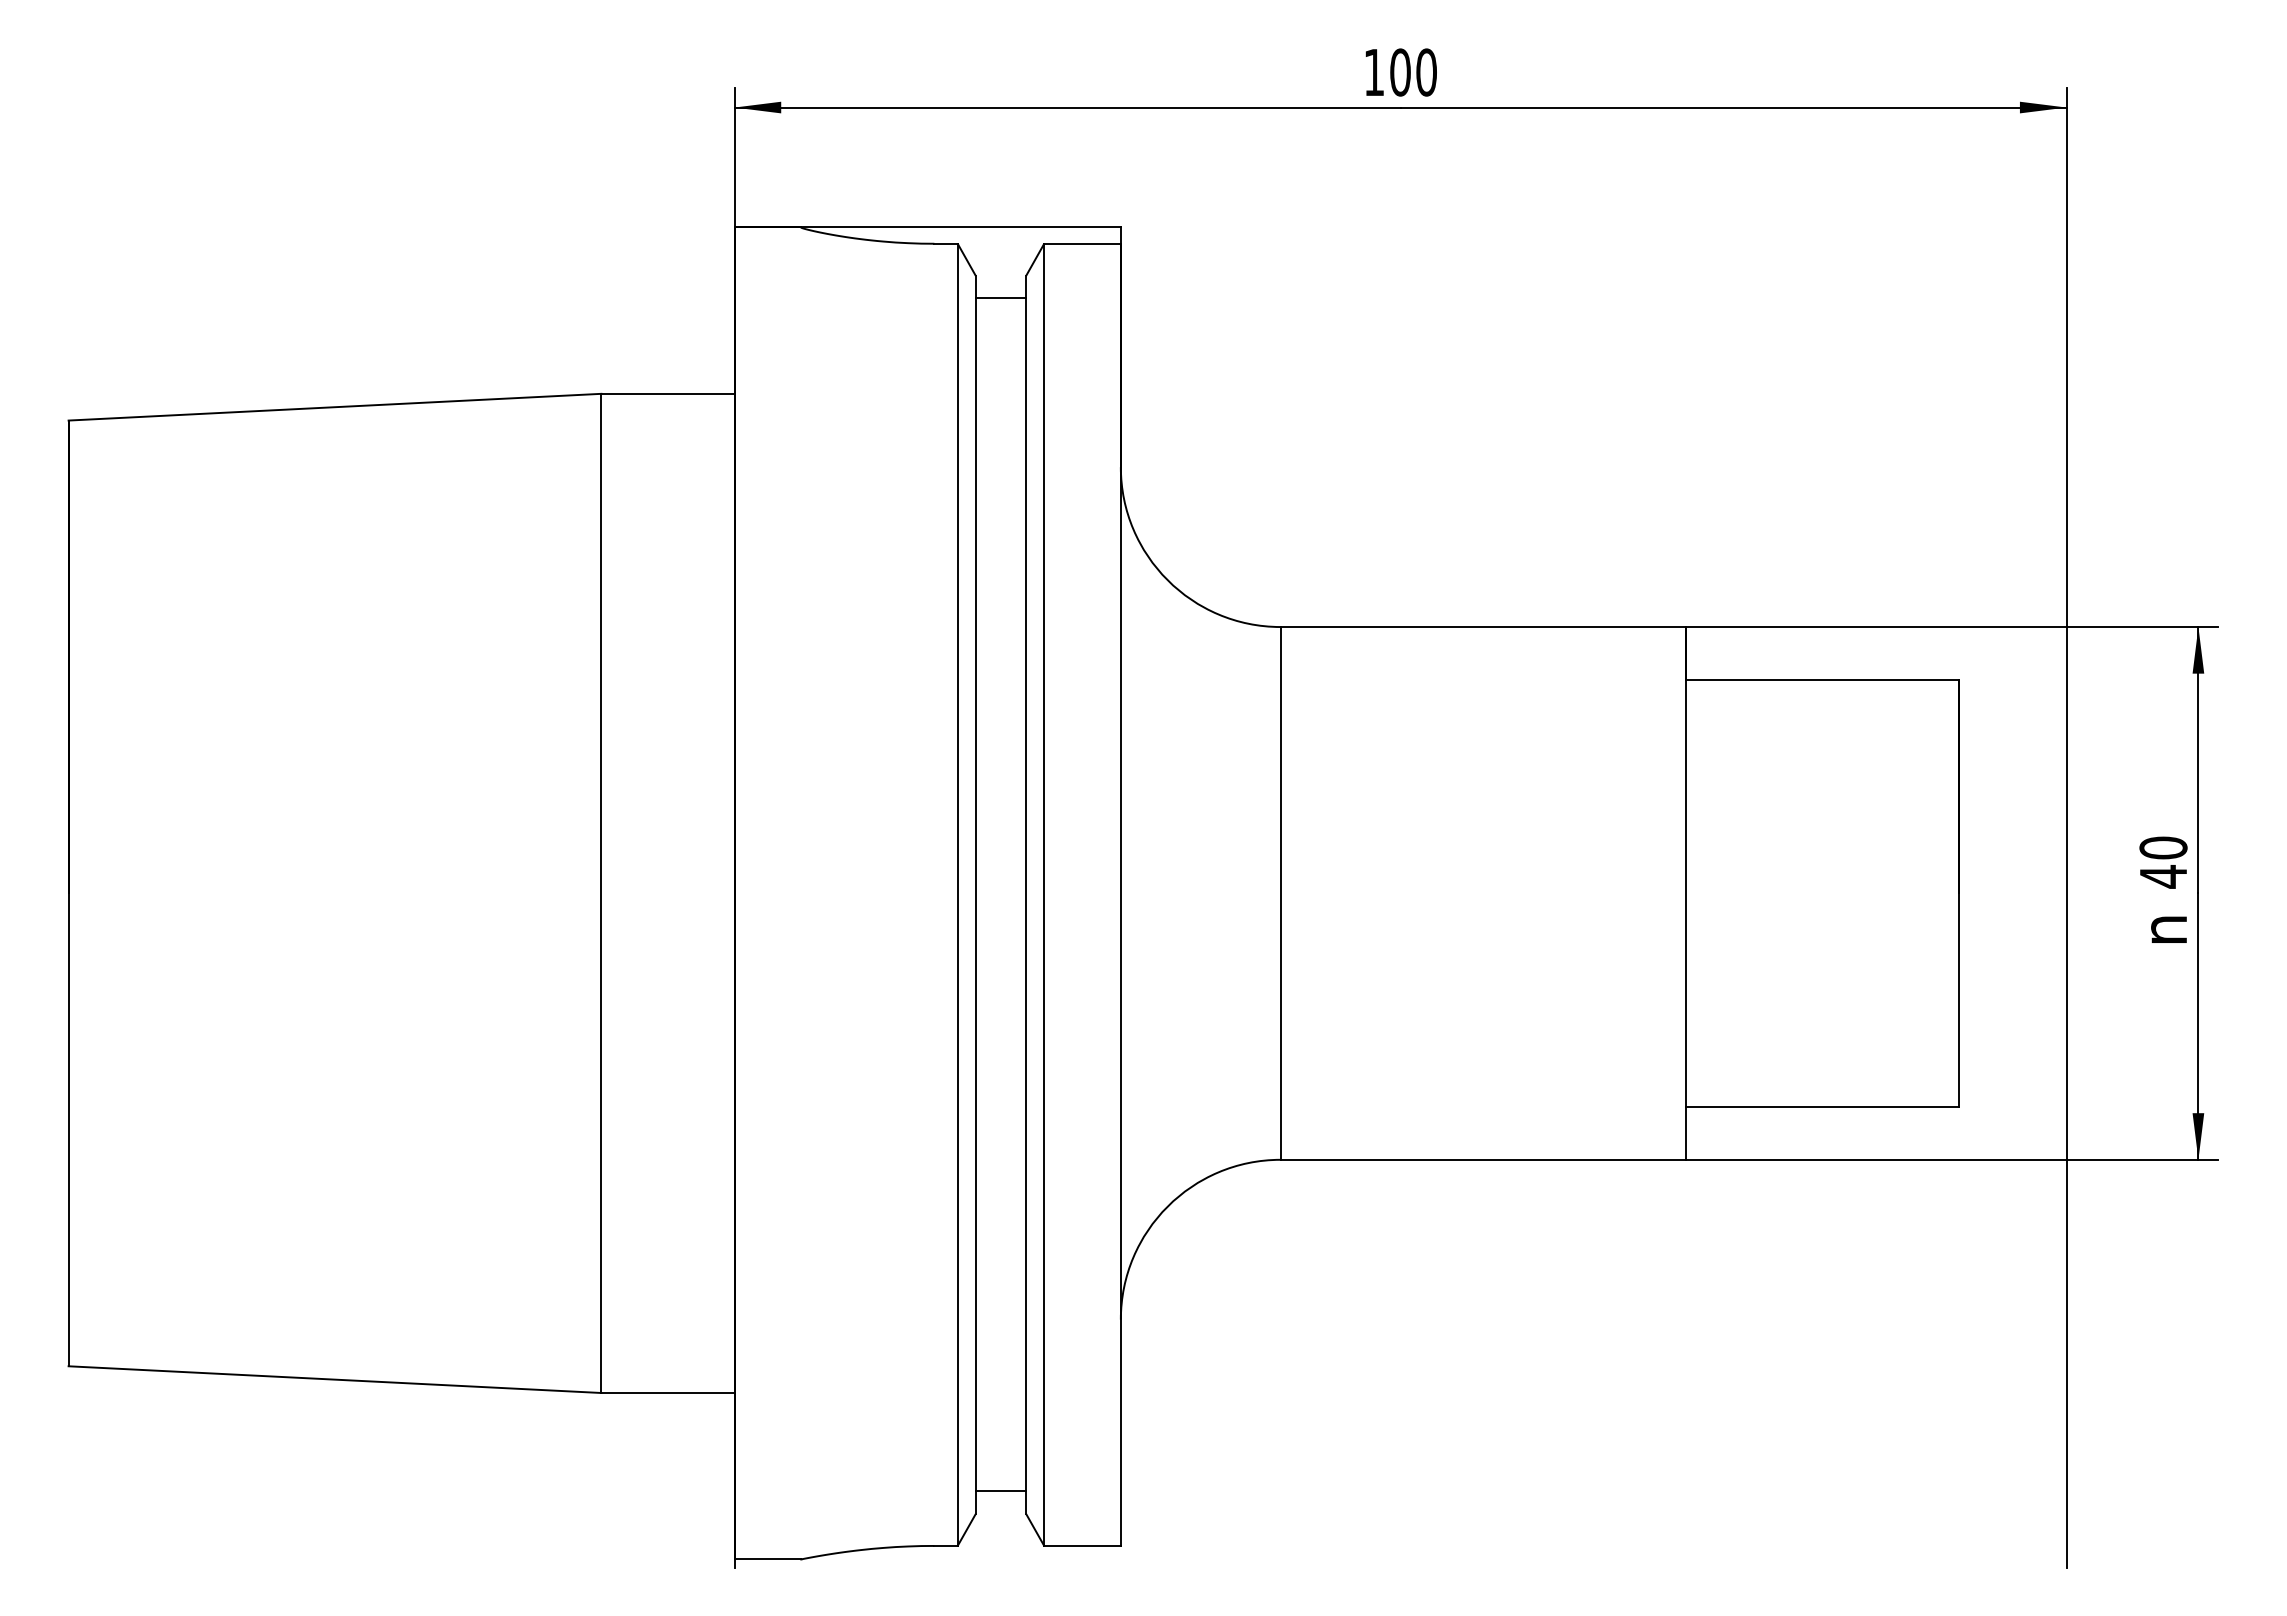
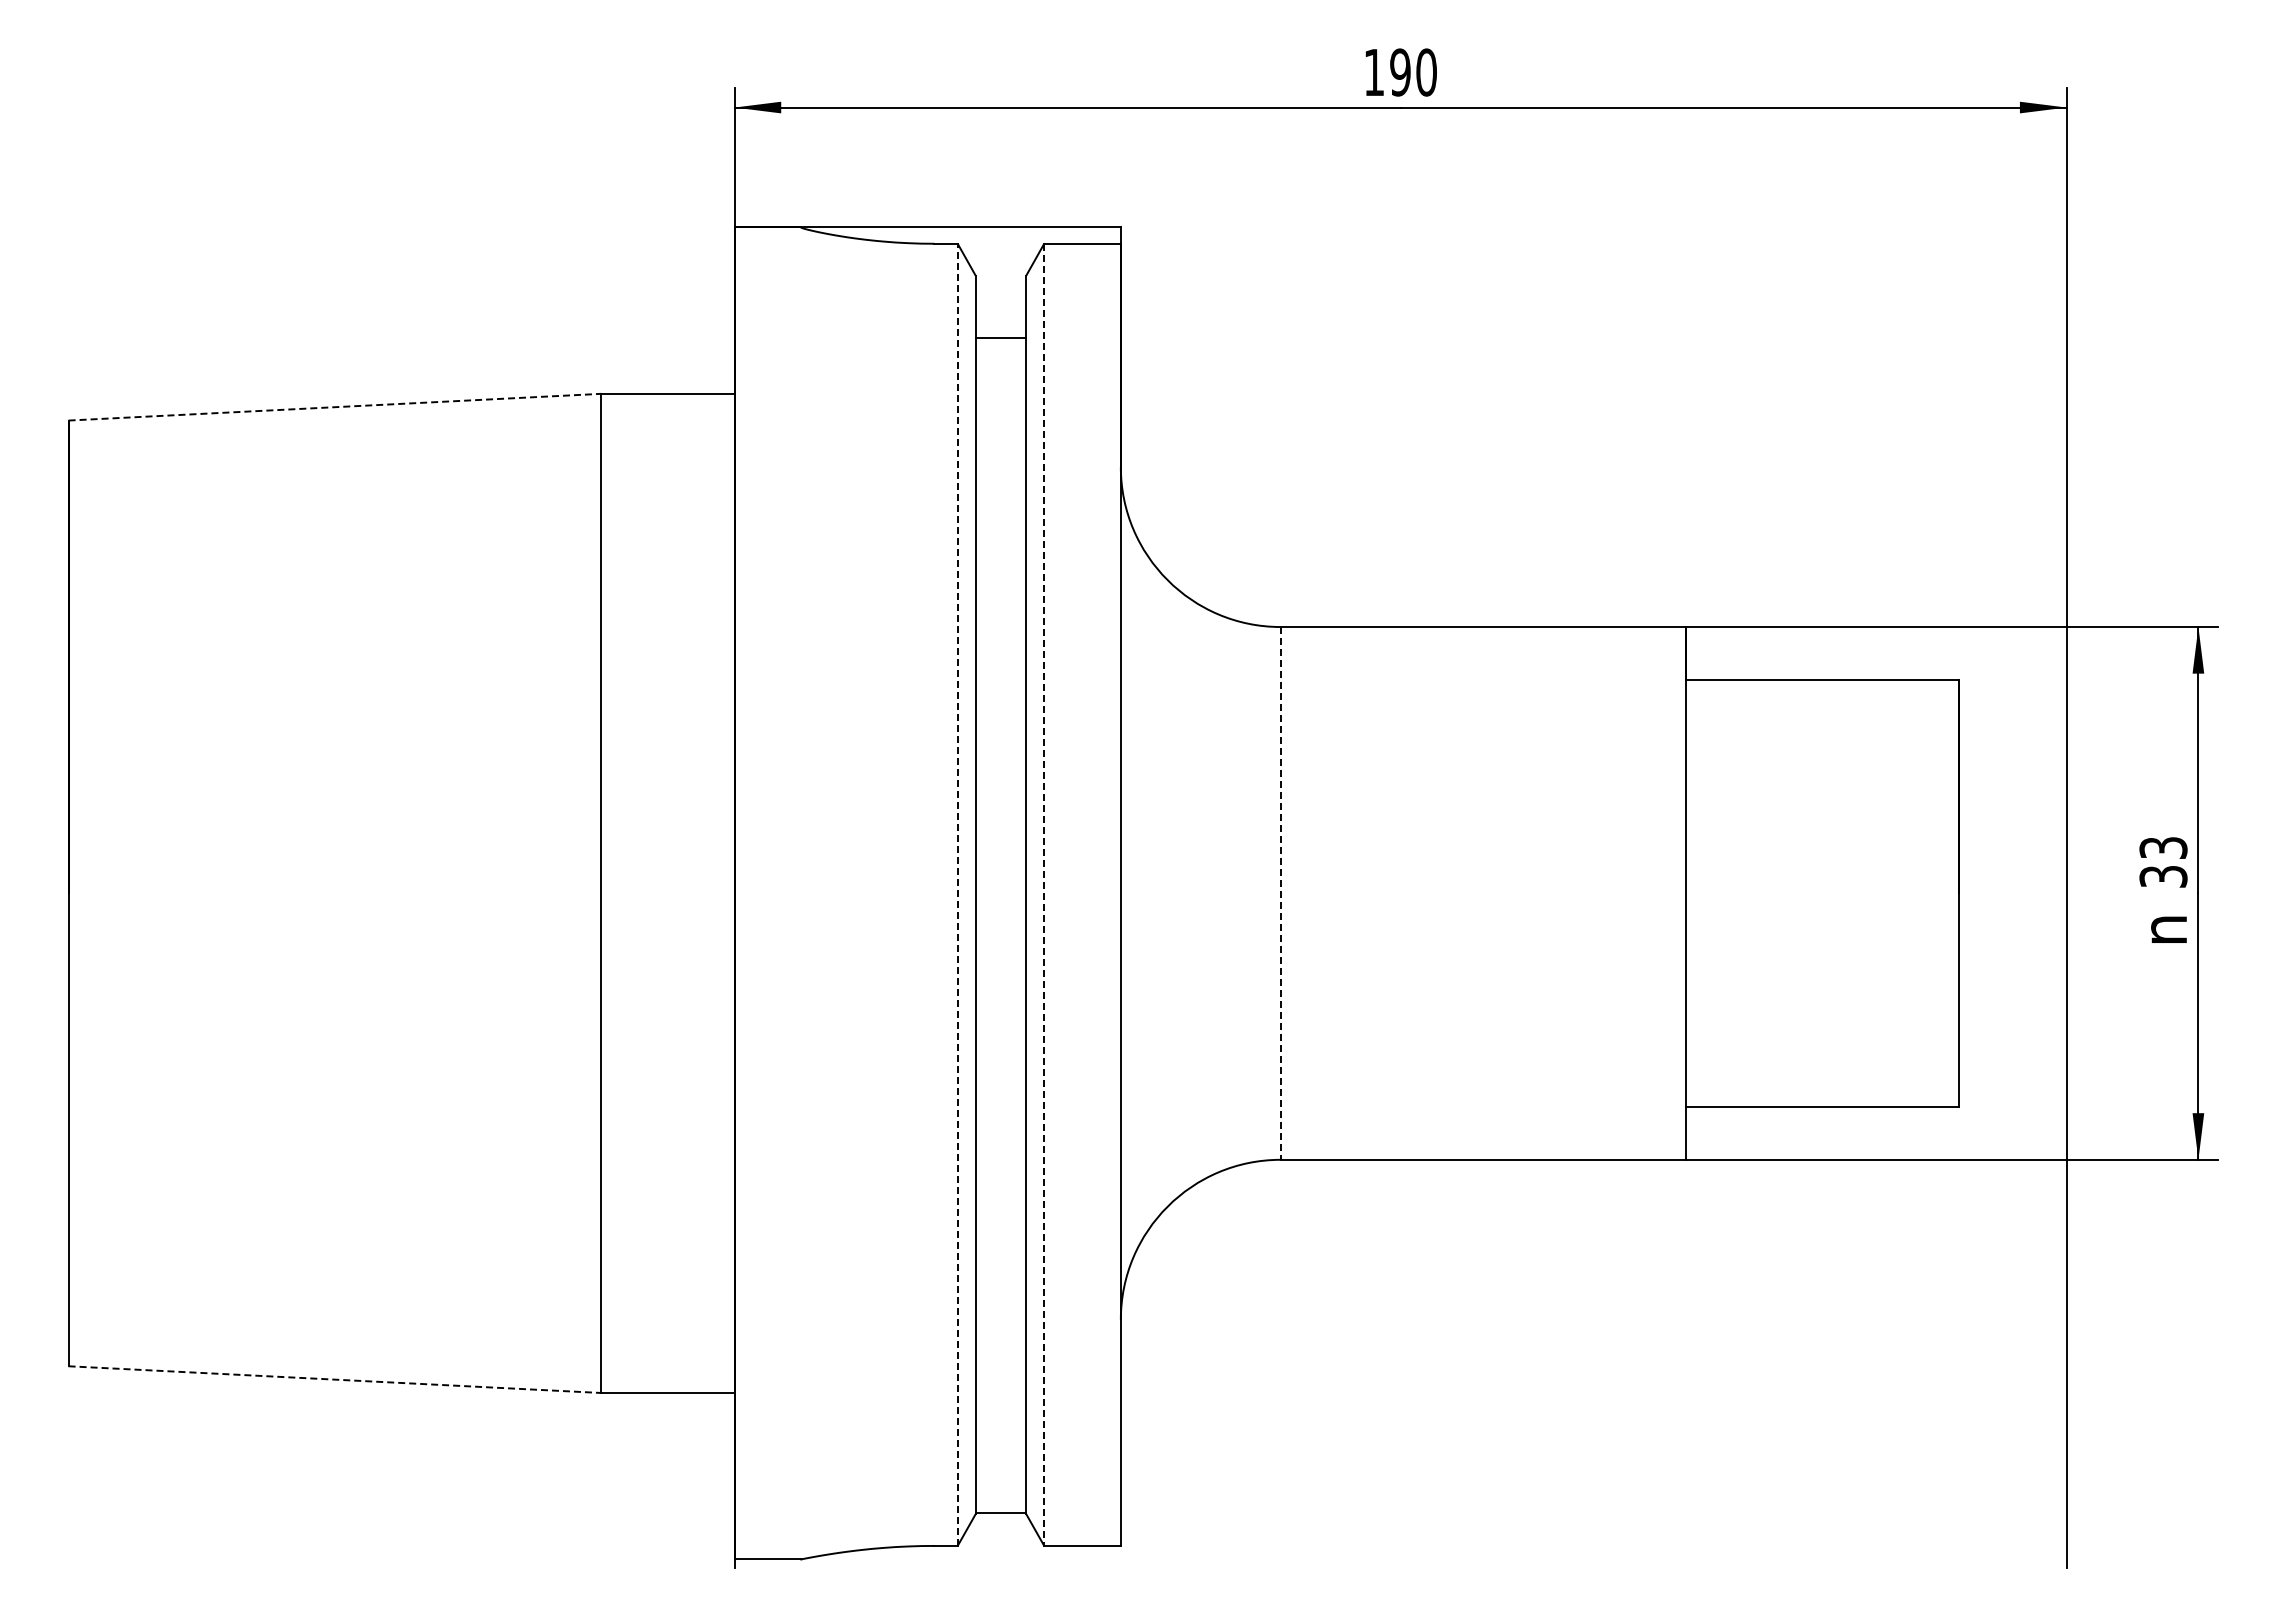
text: 100 -> 190 (1400, 72)
line position: (1000, 298) -> (1000, 338) (1000, 338)
line: solid -> dashed (335, 407)
text: 40 -> 33 (2163, 862)
line: solid -> dashed (1280, 893)
line: solid -> dashed (957, 894)
line: solid -> dashed (1044, 895)
line: solid -> dashed (335, 1379)
line position: (1000, 1491) -> (1000, 1513) (1000, 1513)
